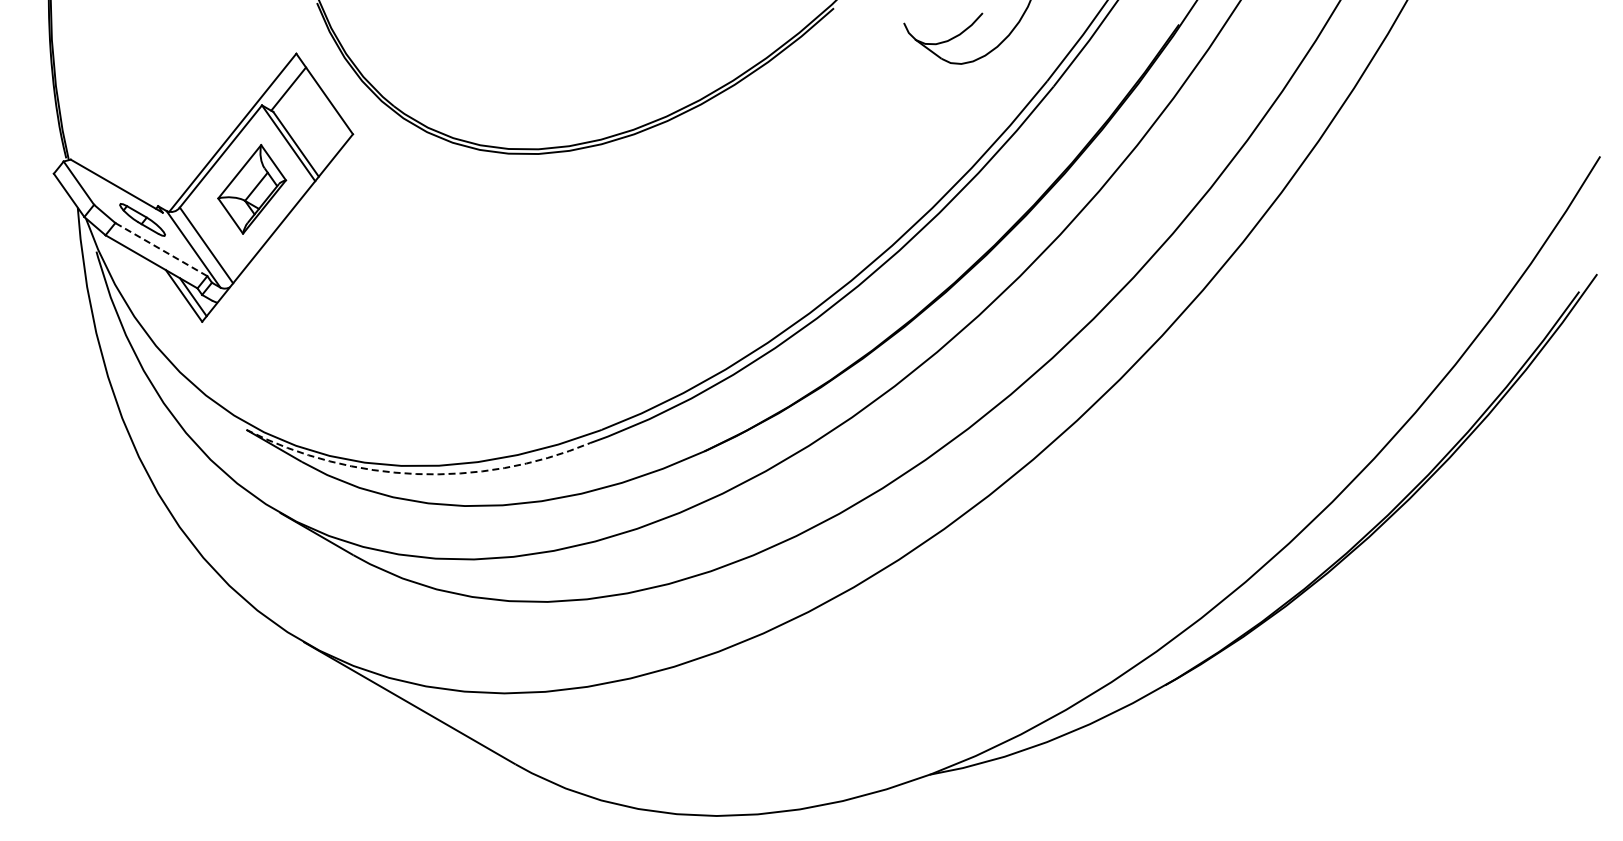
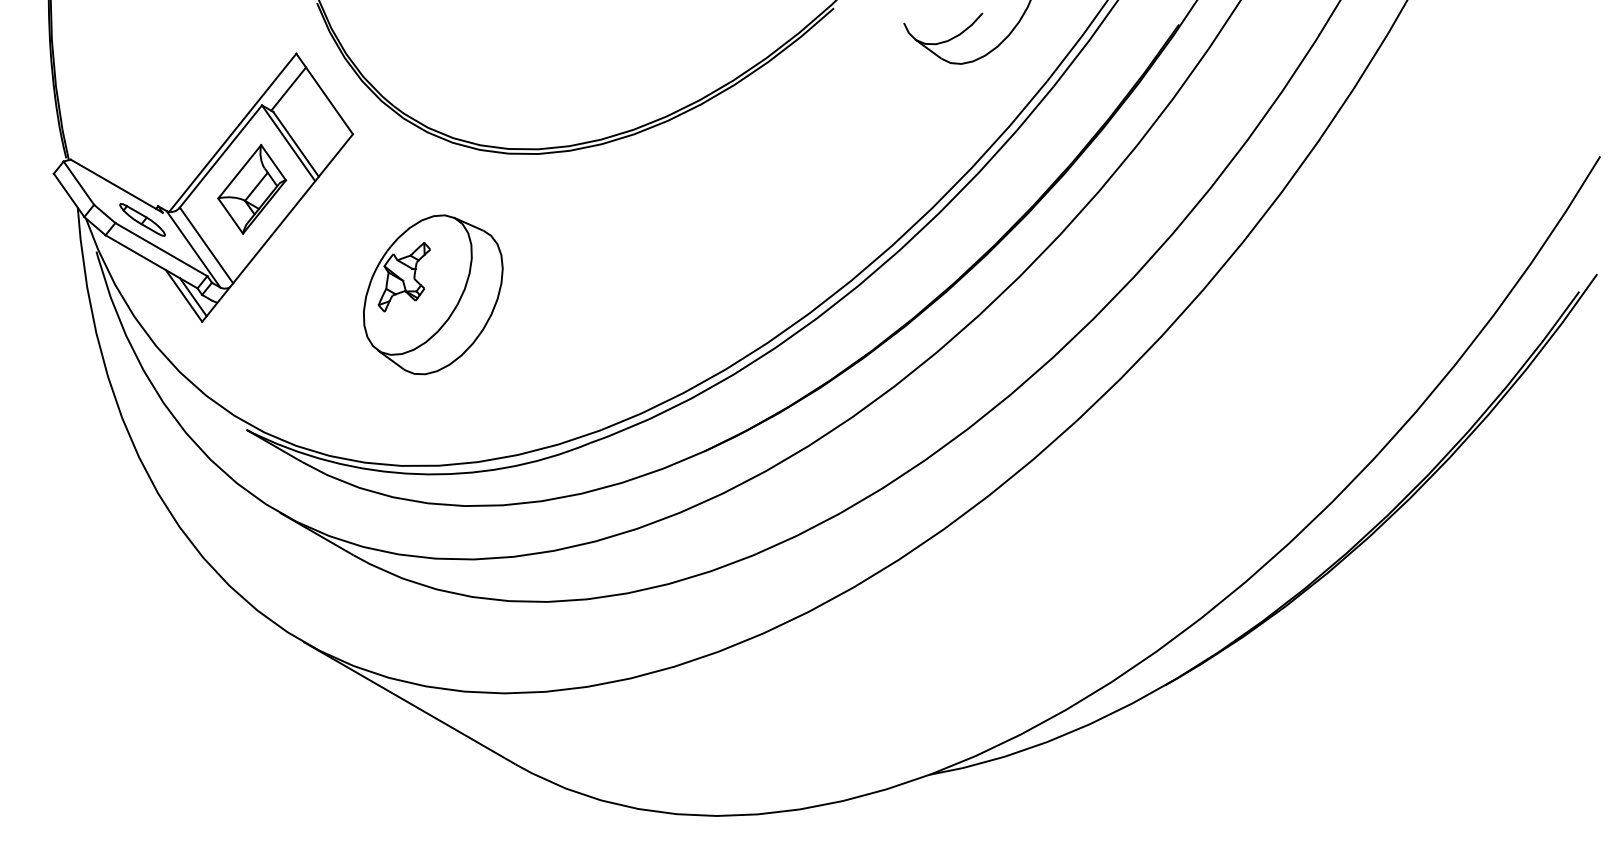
line: dashed -> solid (160, 249)
part: none -> present (433, 294)
arc: dashed -> solid (416, 474)
